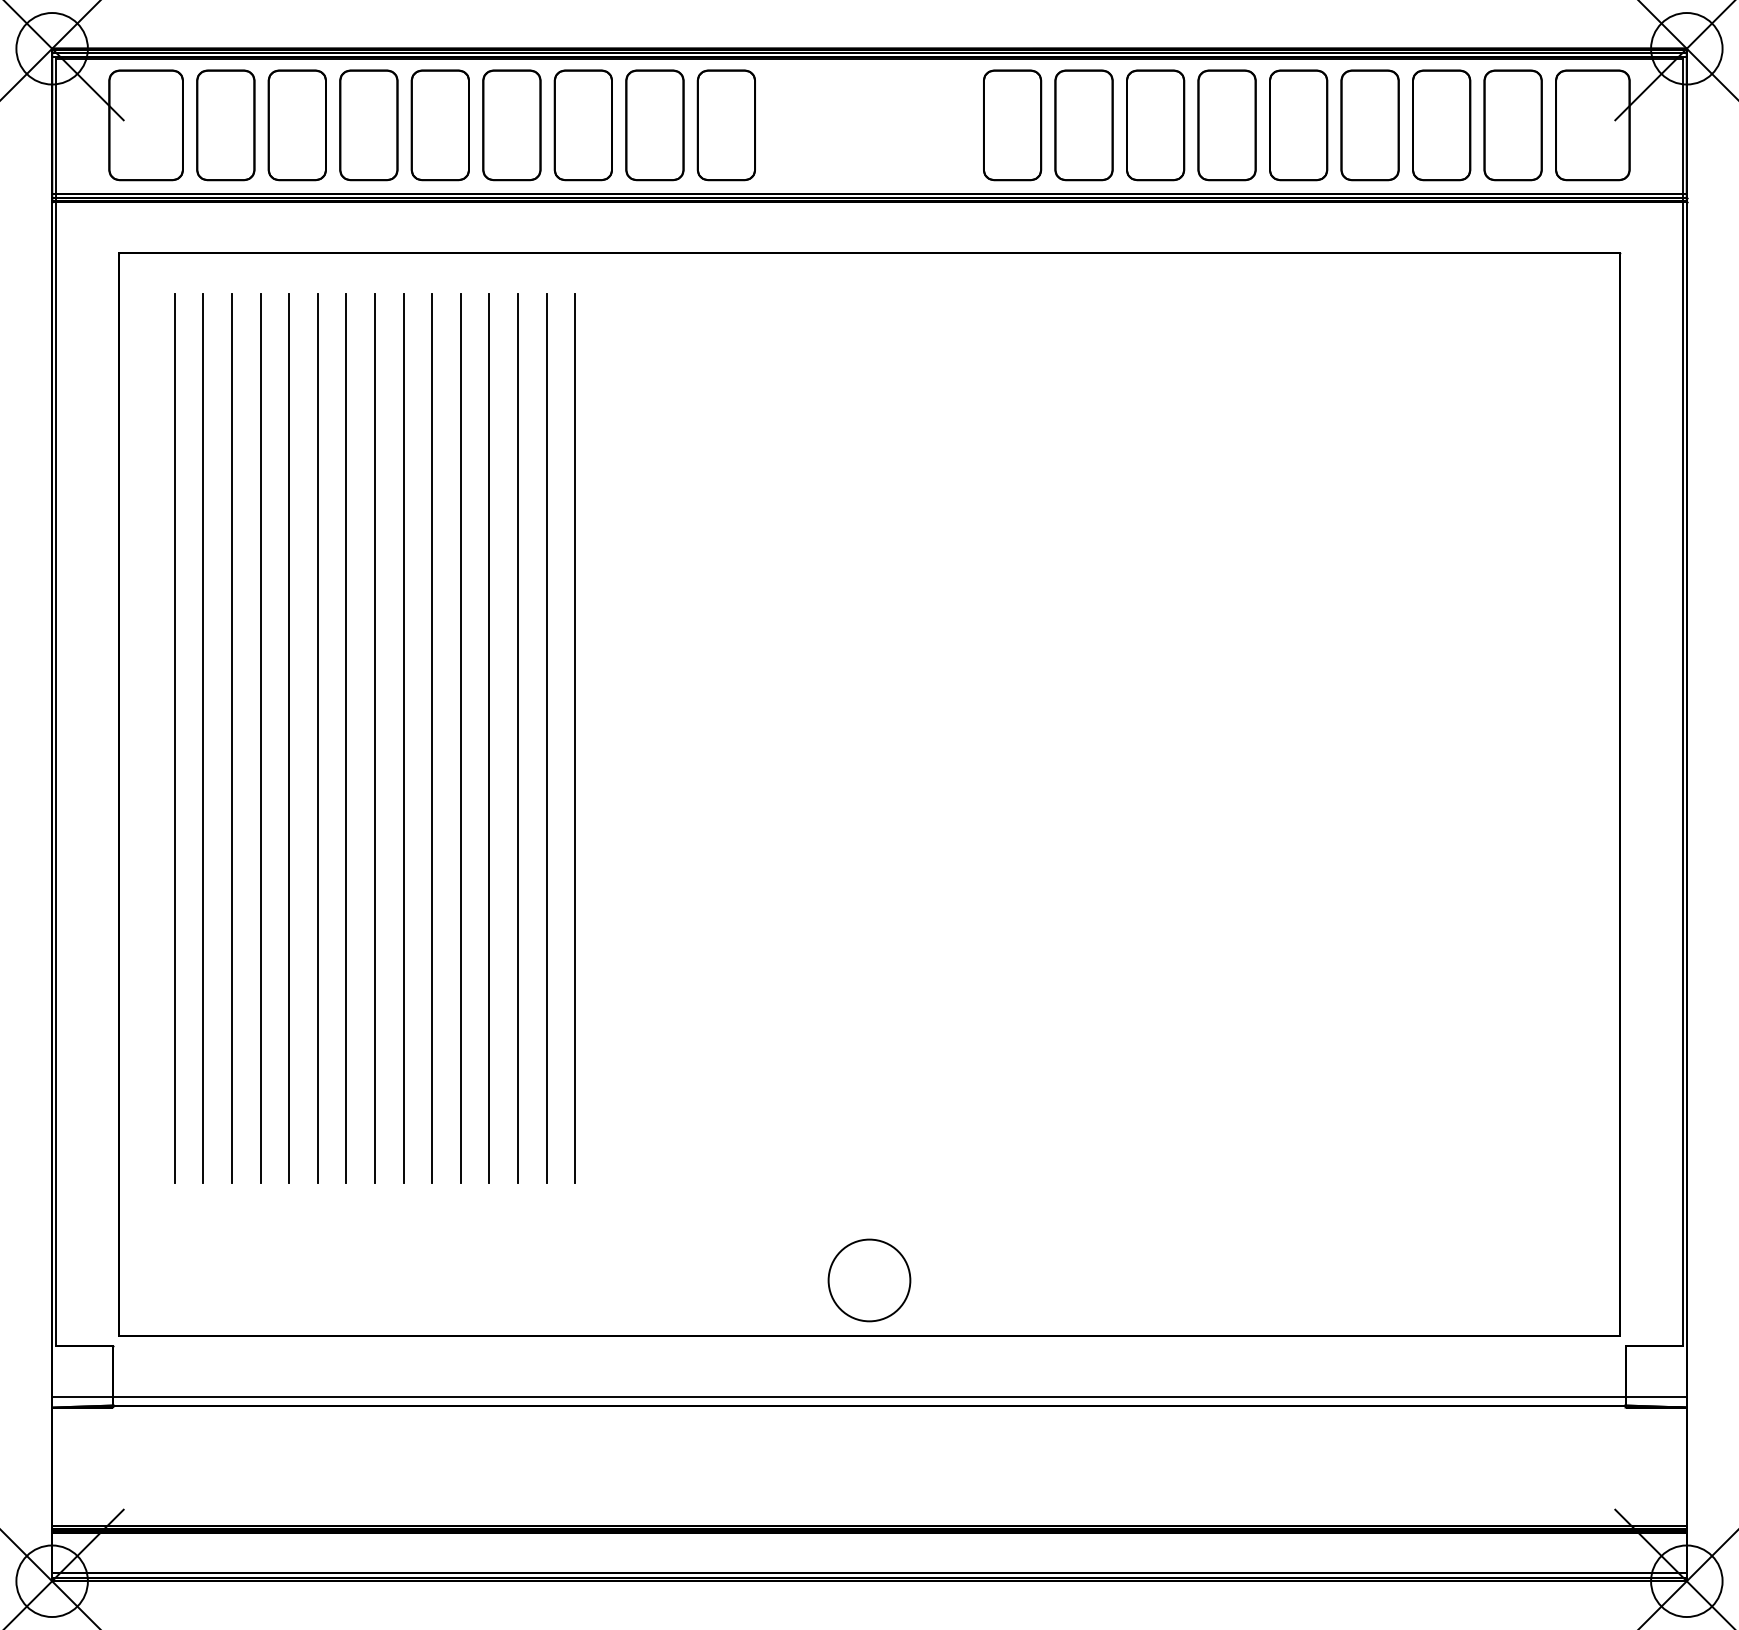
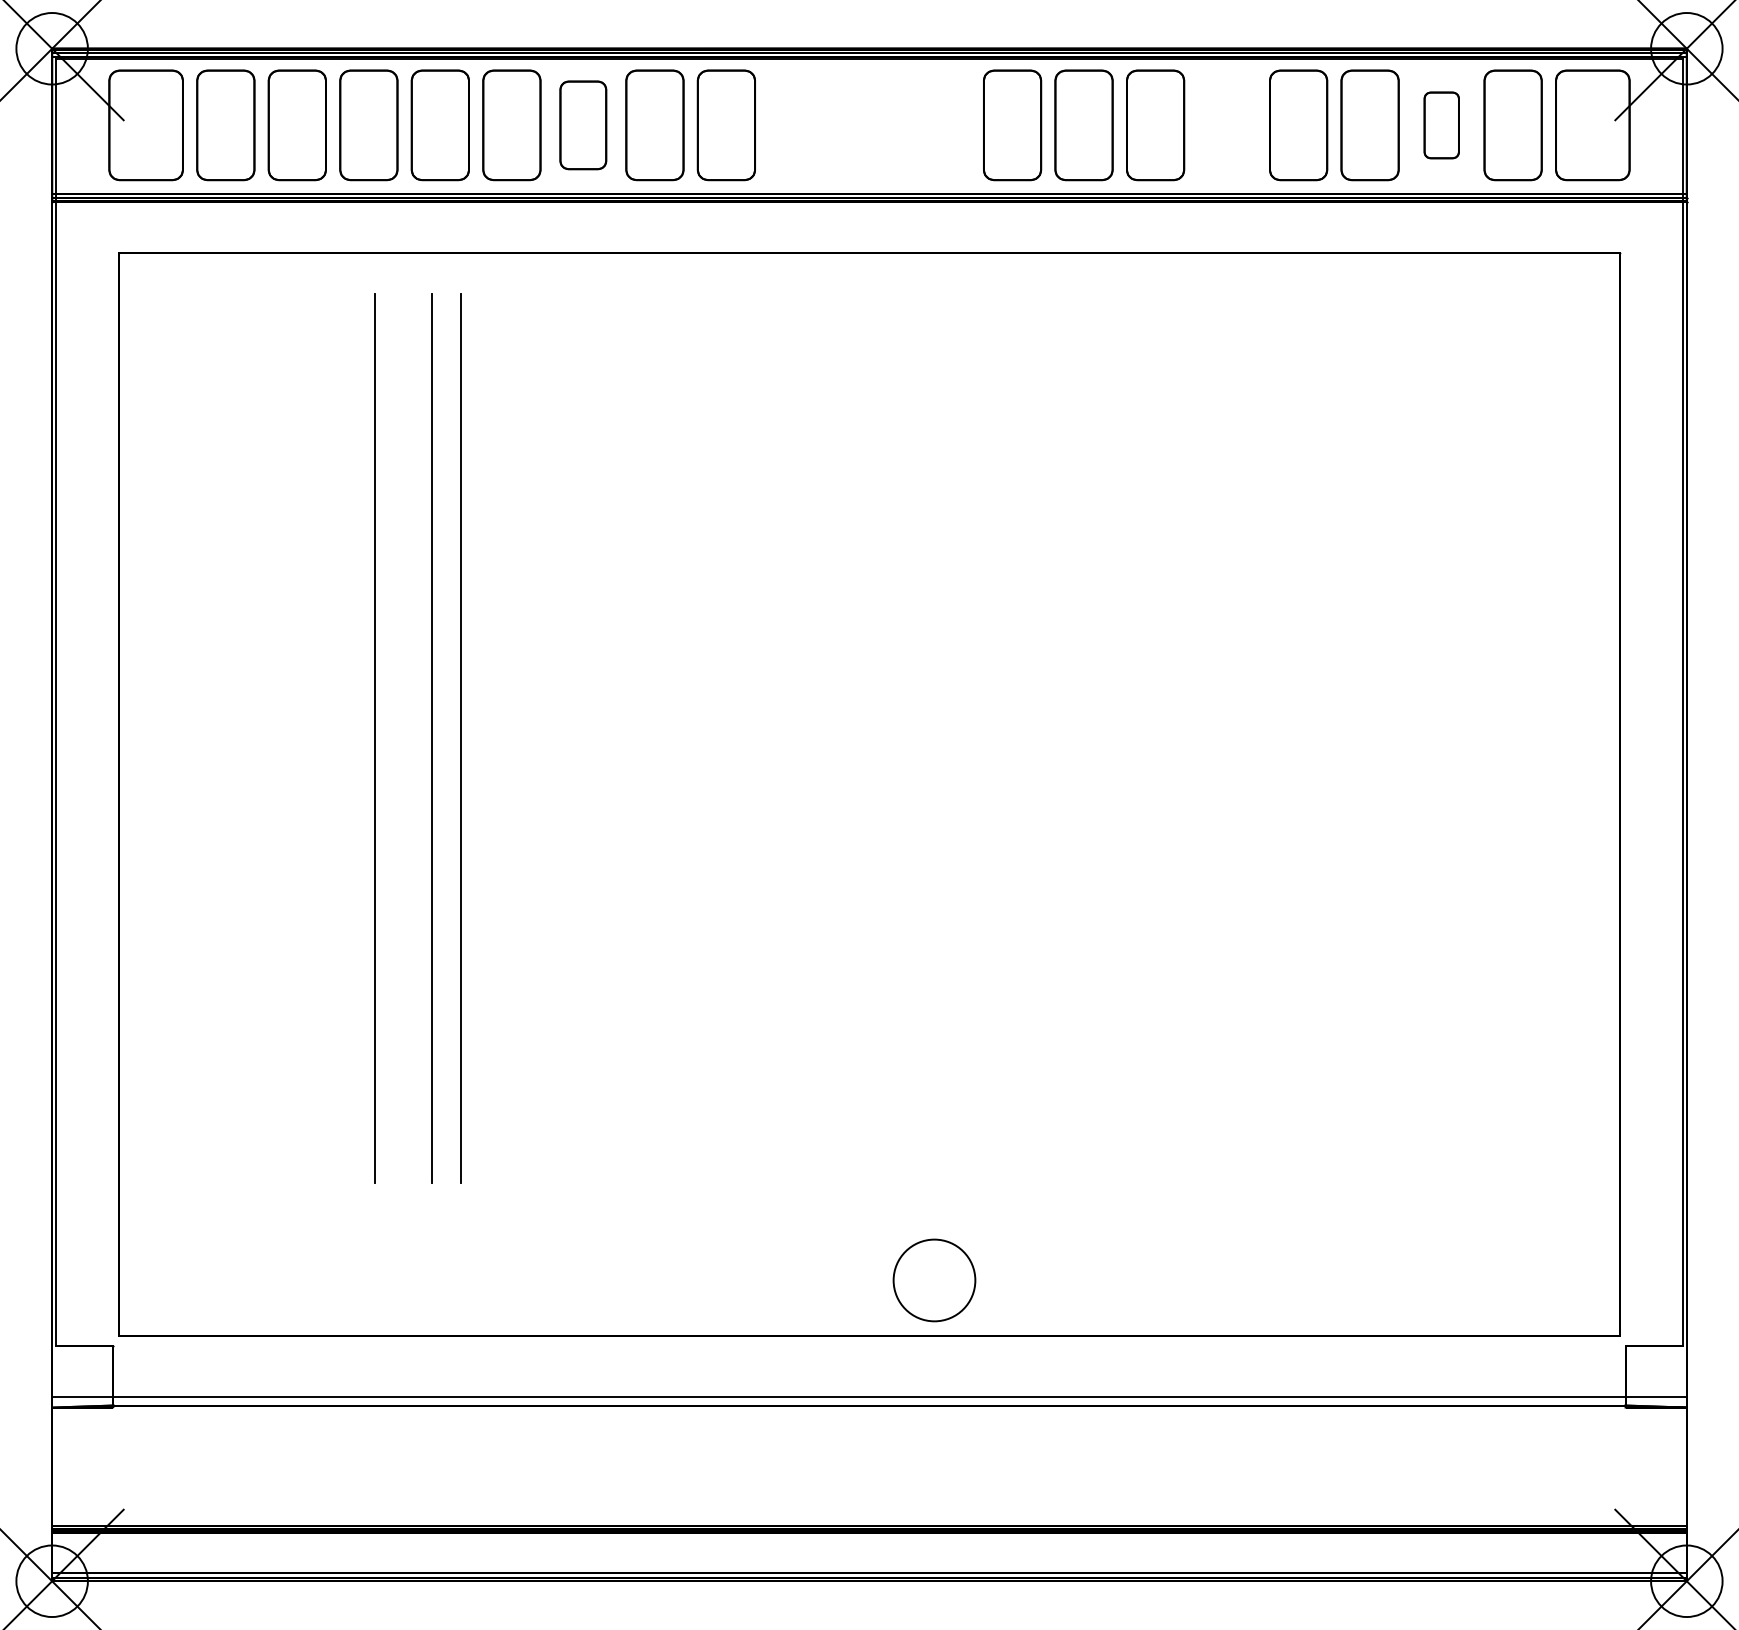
part size: 60x113 px -> 49x91 px (583, 125)
part: present -> none (1226, 125)
part size: 60x113 px -> 37x69 px (1441, 125)
line: present -> none (174, 737)
line: present -> none (203, 737)
line: present -> none (231, 737)
line: present -> none (260, 737)
line: present -> none (289, 737)
line: present -> none (317, 737)
line: present -> none (346, 737)
line: present -> none (403, 737)
line: present -> none (489, 737)
line: present -> none (518, 737)
line: present -> none (546, 737)
line: present -> none (575, 737)
circle position: (869, 1280) -> (934, 1280) (934, 1280)
